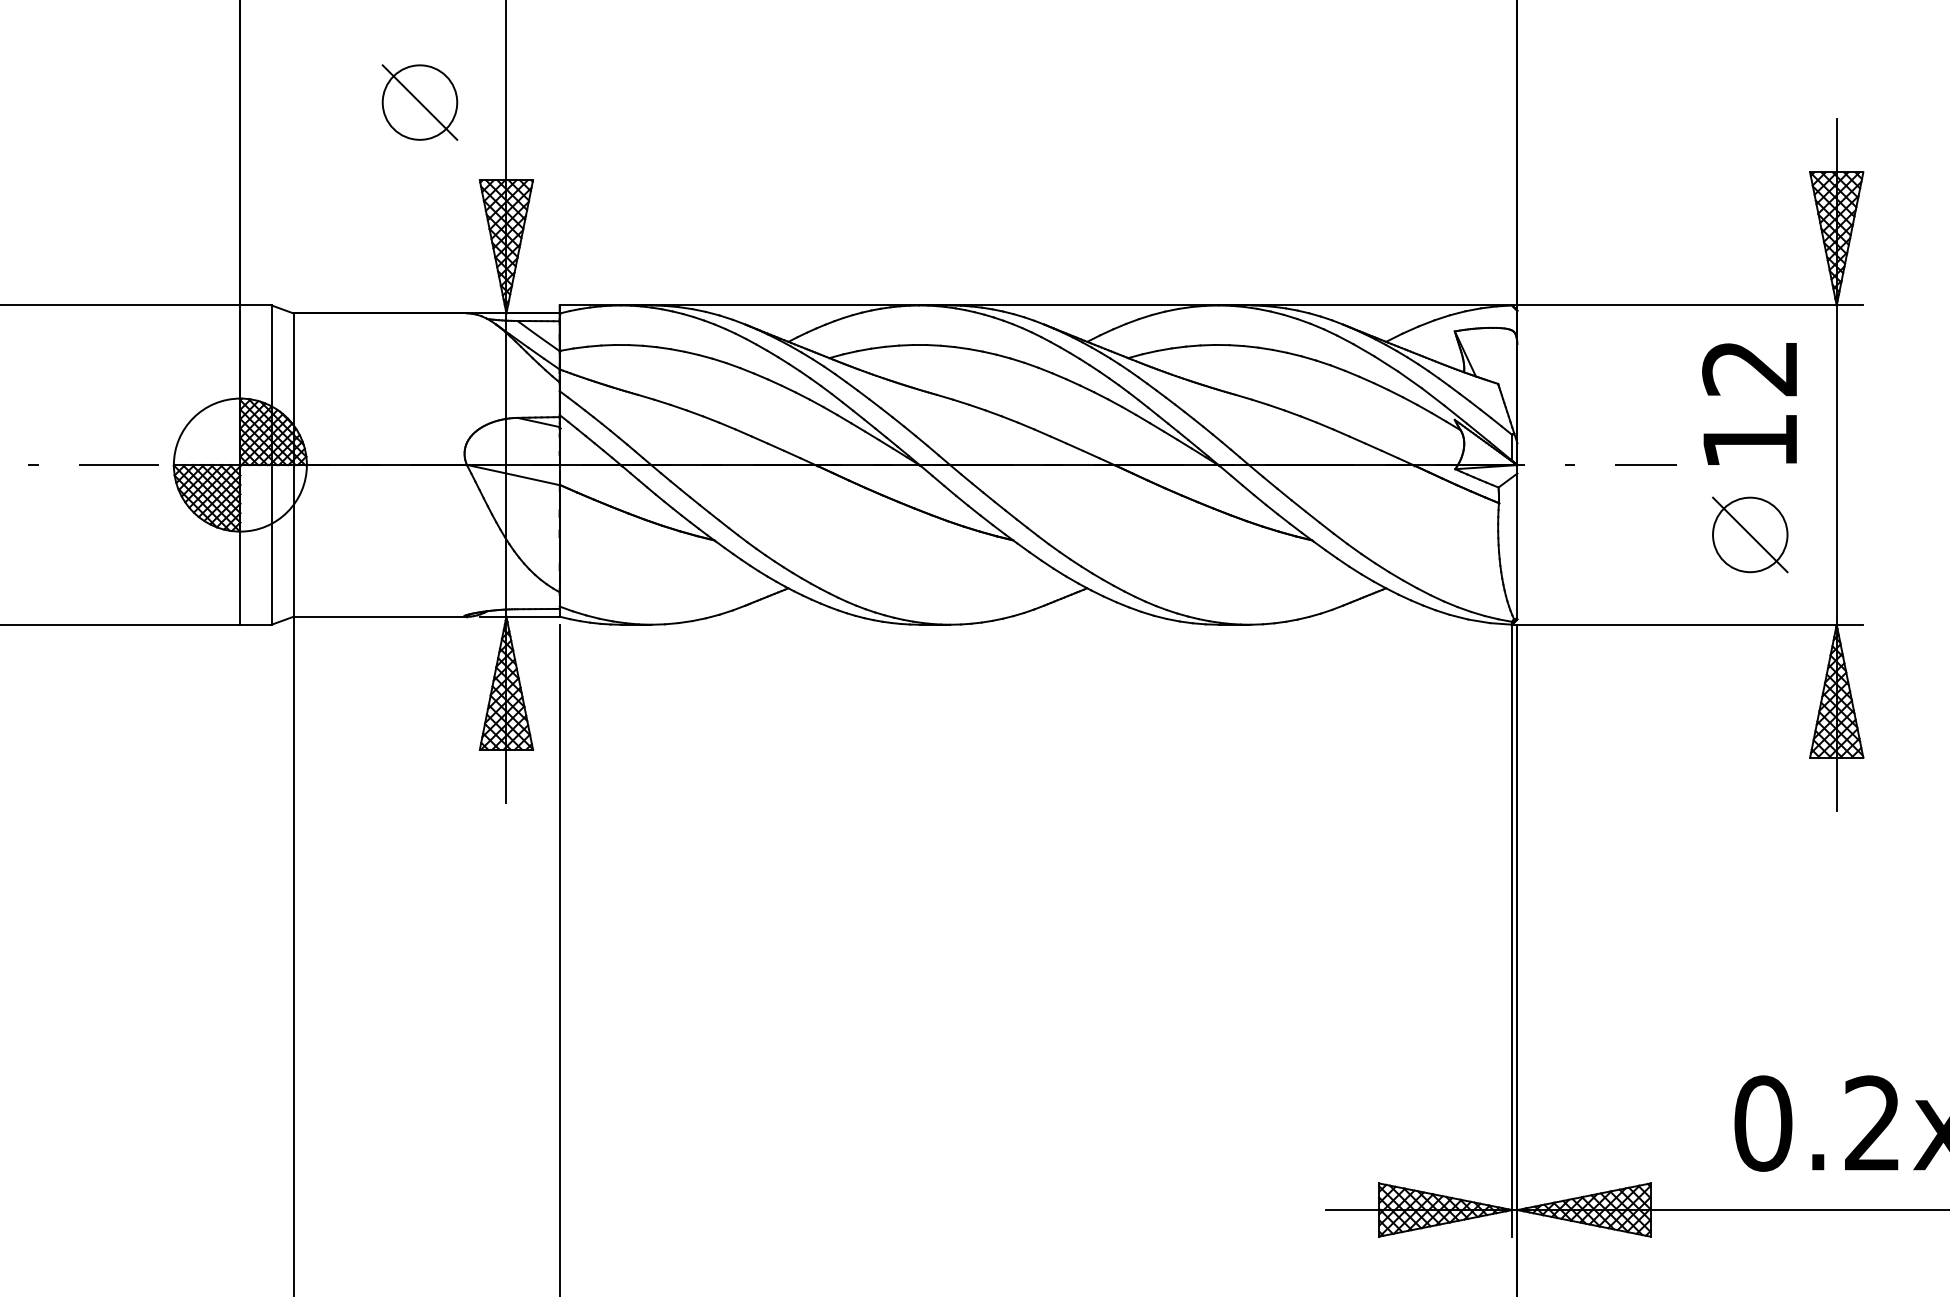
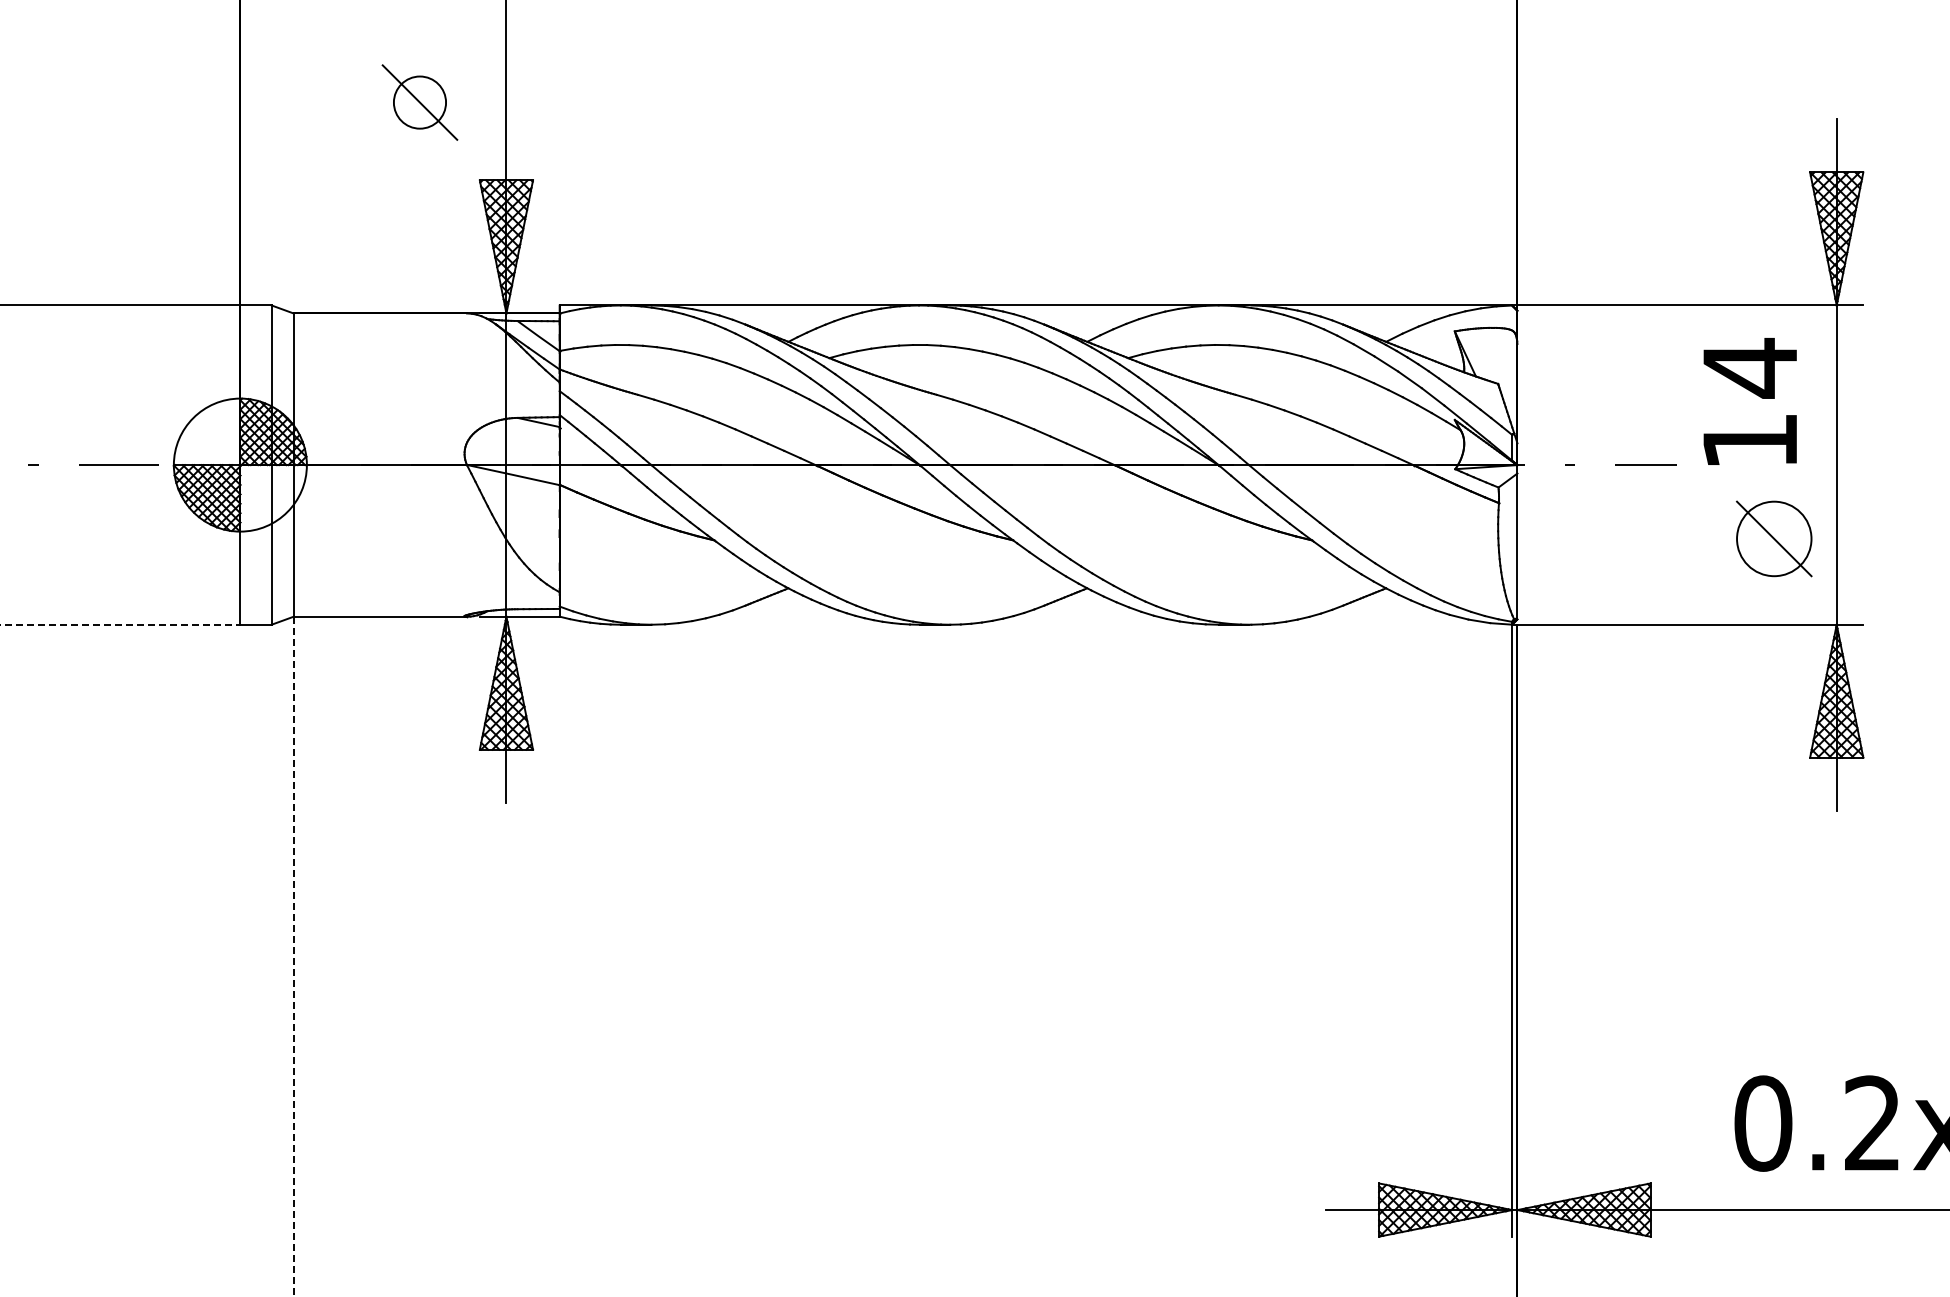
circle diameter: 74 px -> 52 px (419, 102)
text: 12 -> 14 (1749, 367)
part position: (1750, 534) -> (1774, 538) (1774, 538)
line: solid -> dashed (120, 624)
line: solid -> dashed (293, 956)
line: present -> none (559, 958)
